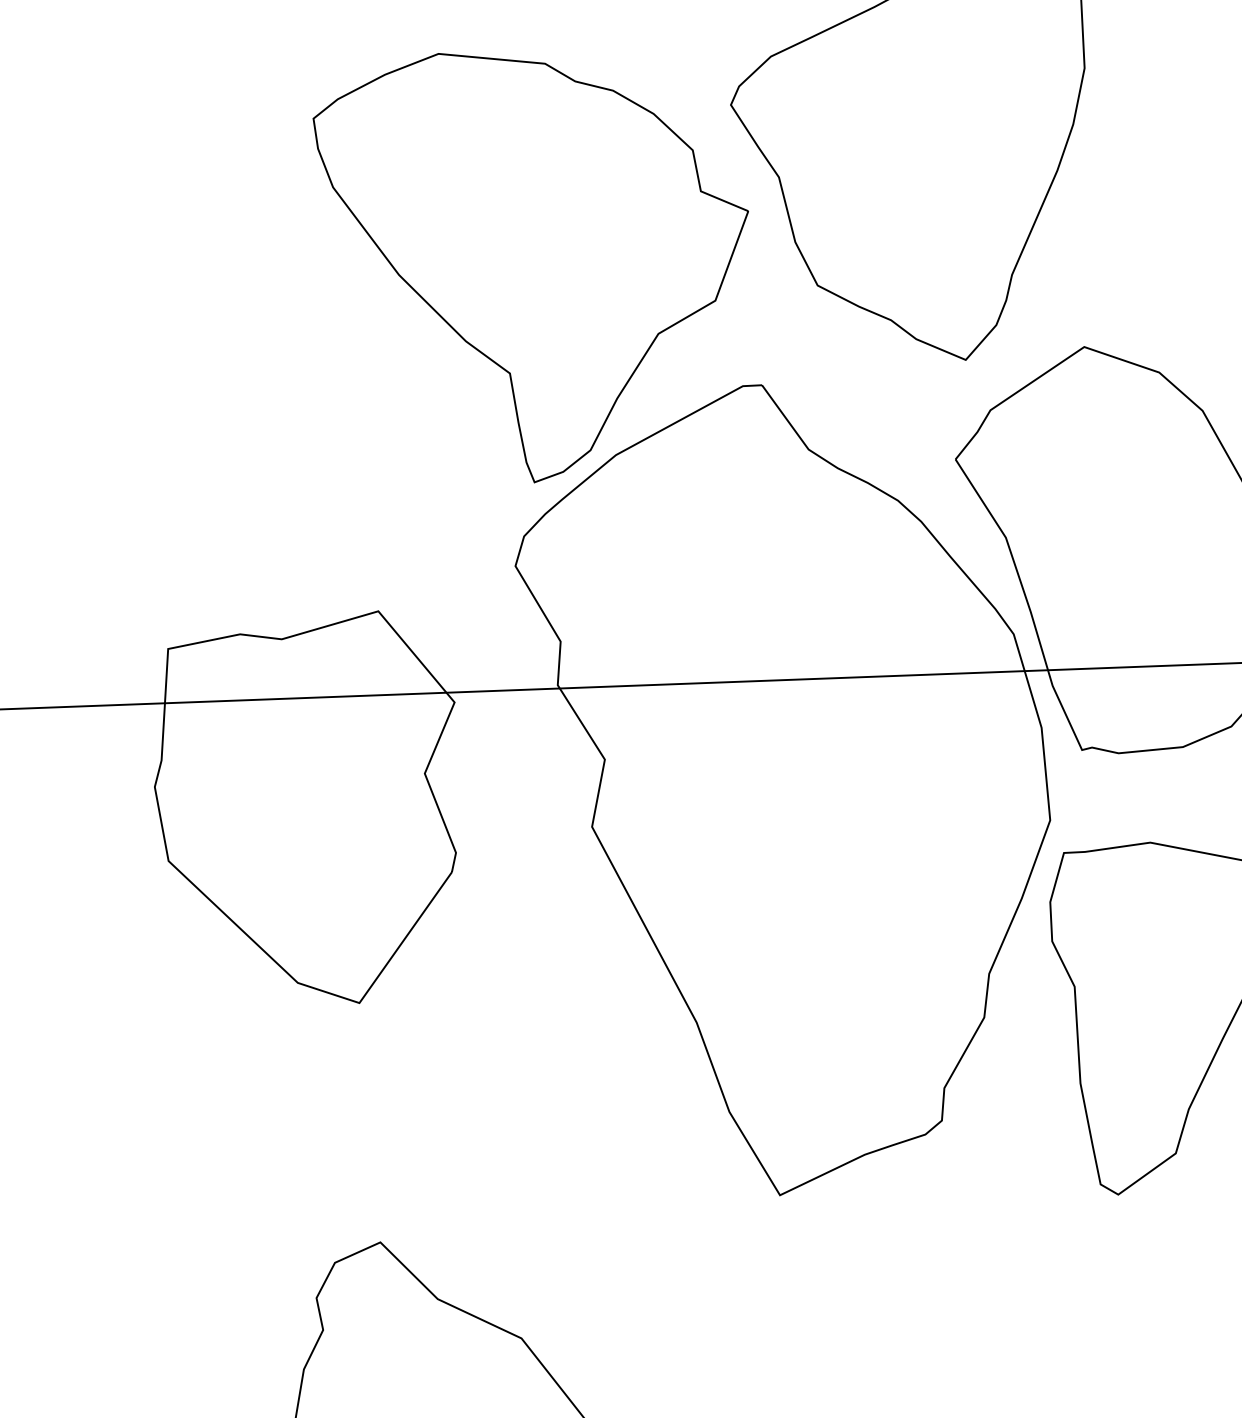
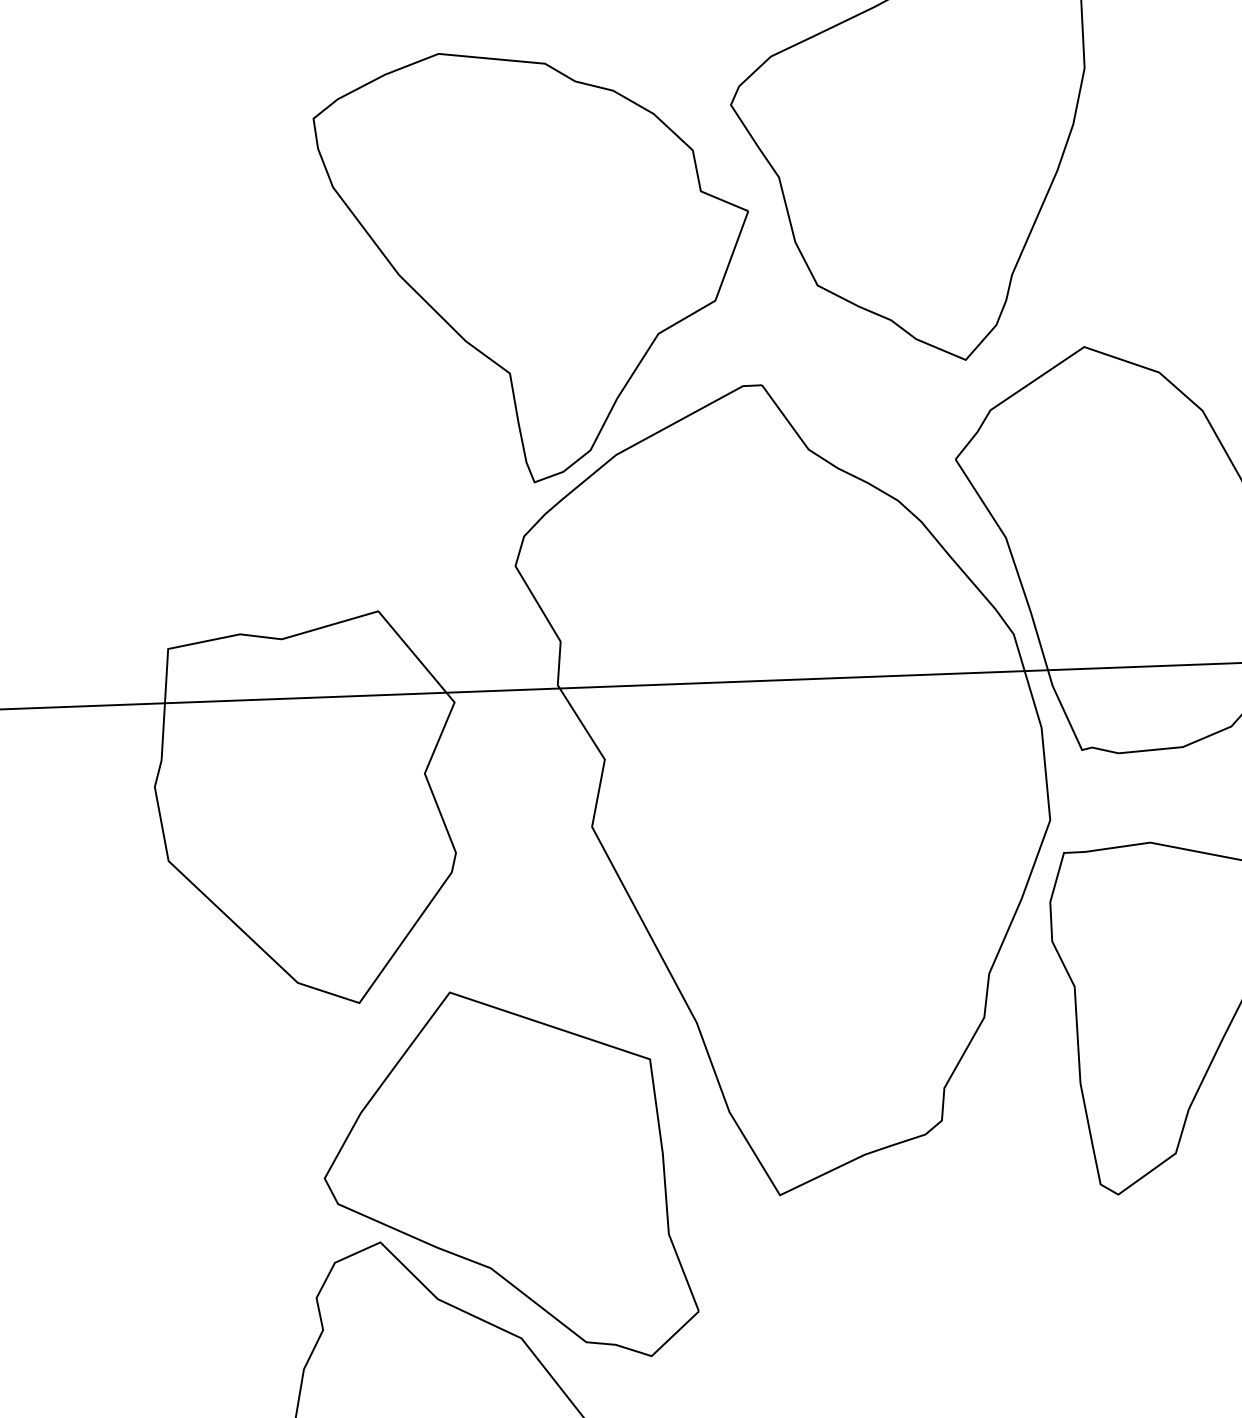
part: none -> present (511, 1173)
